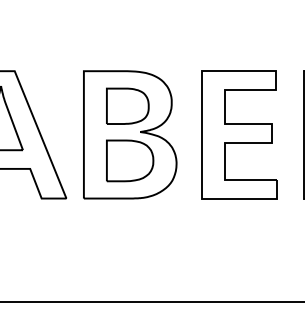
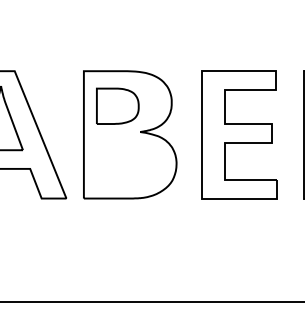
part position: (127, 105) -> (117, 105) (117, 105)
part: present -> none (130, 160)
